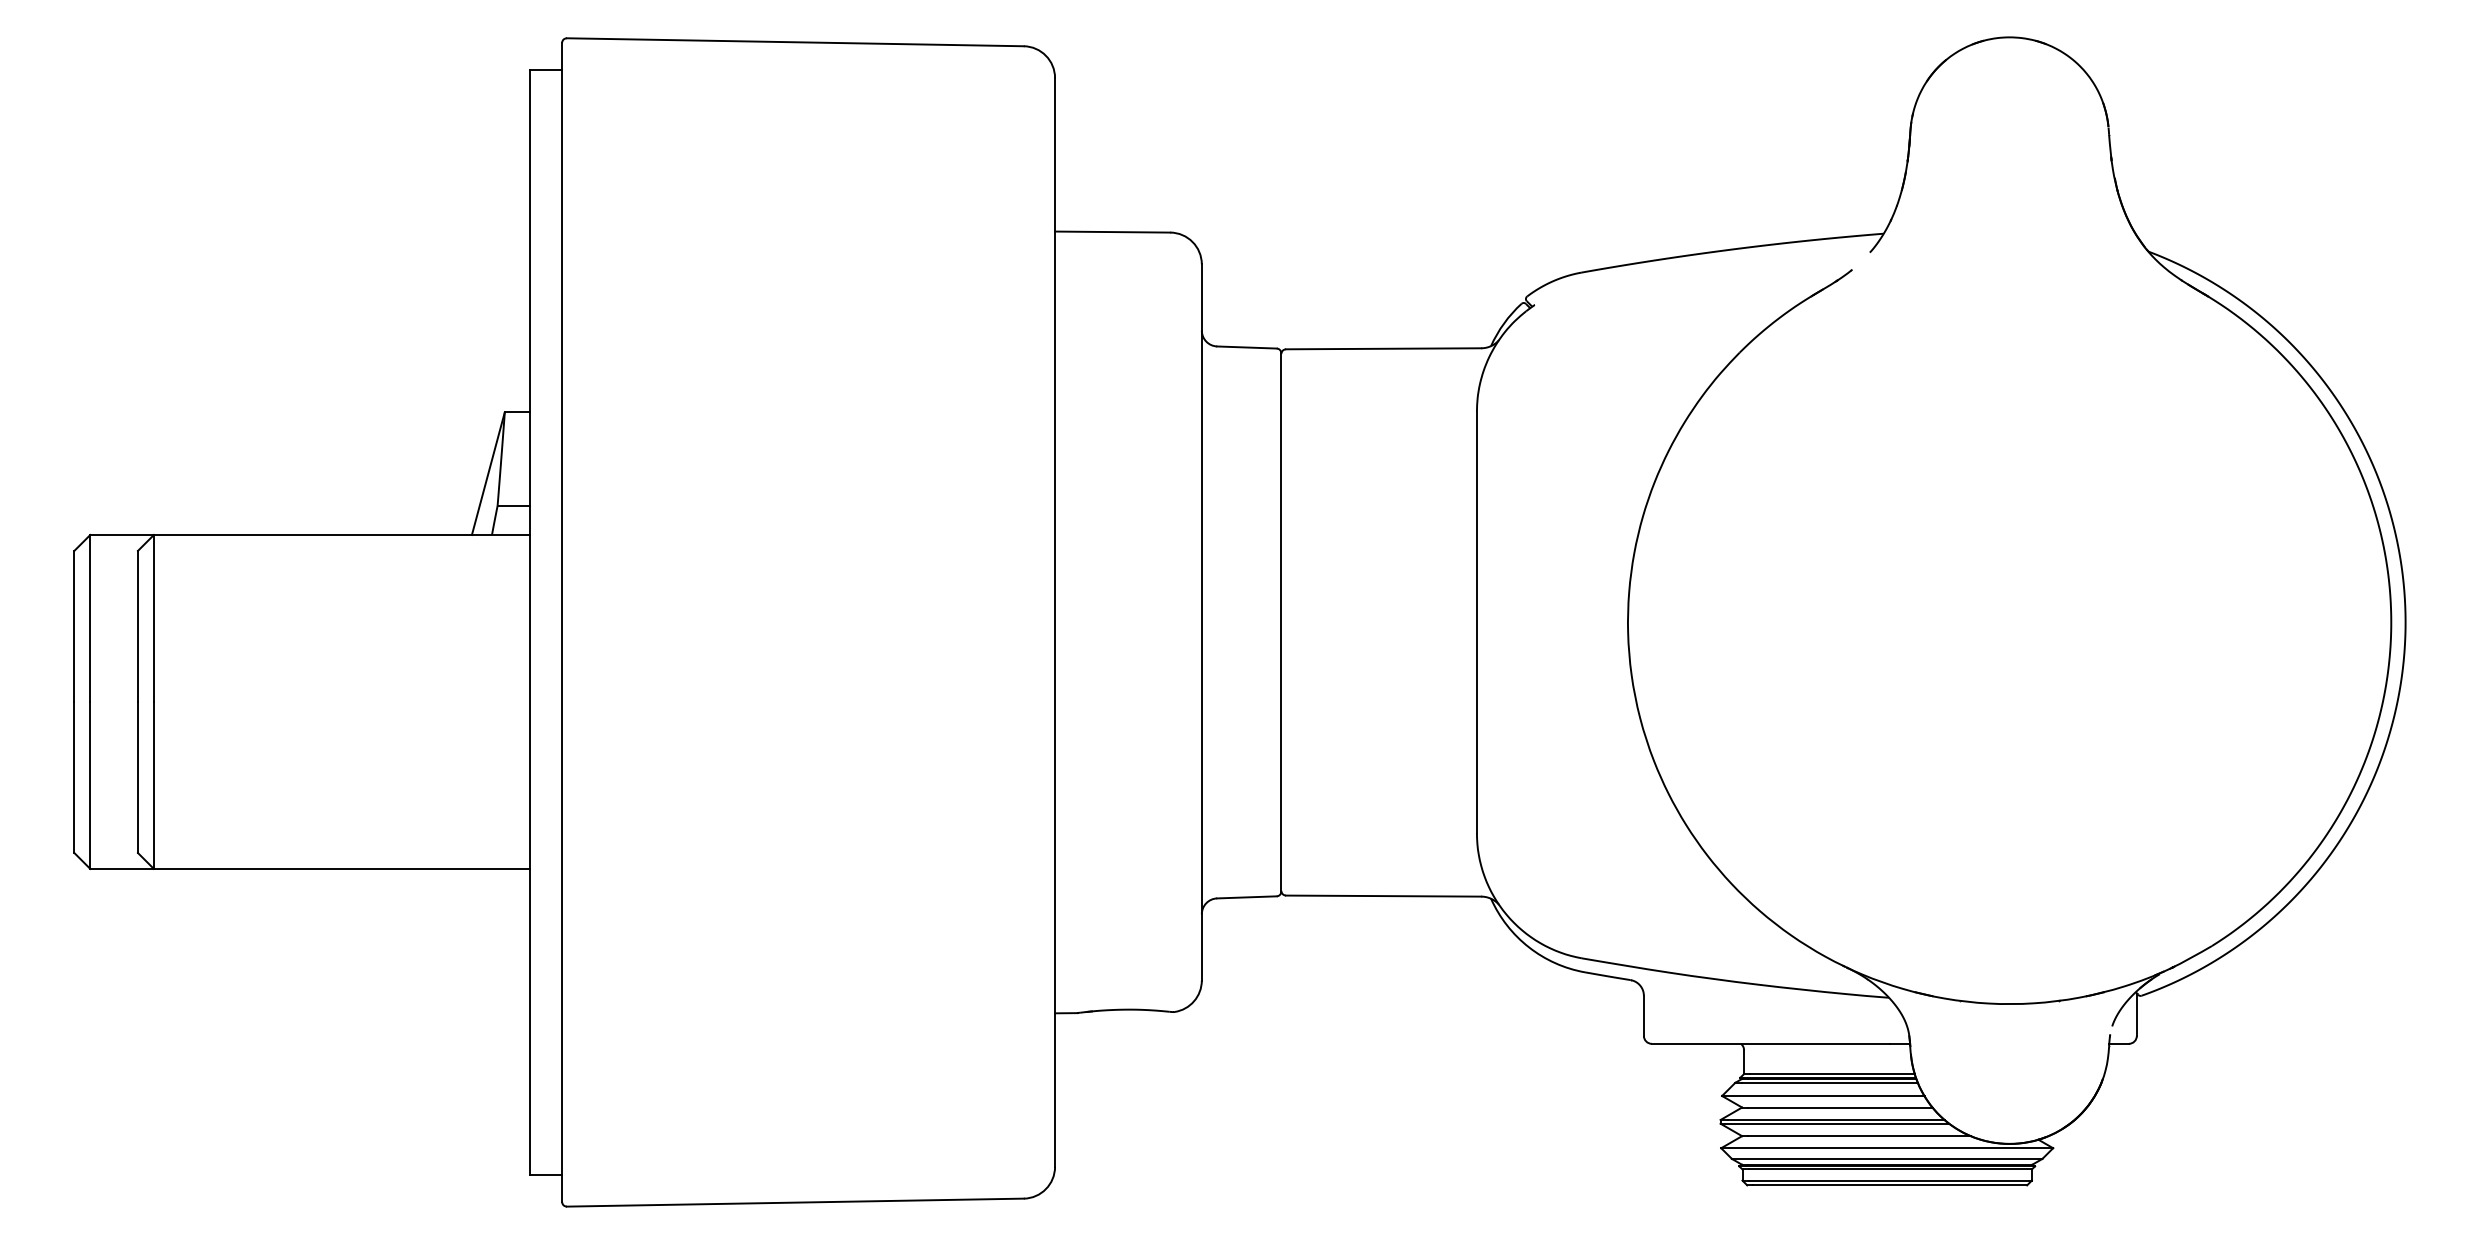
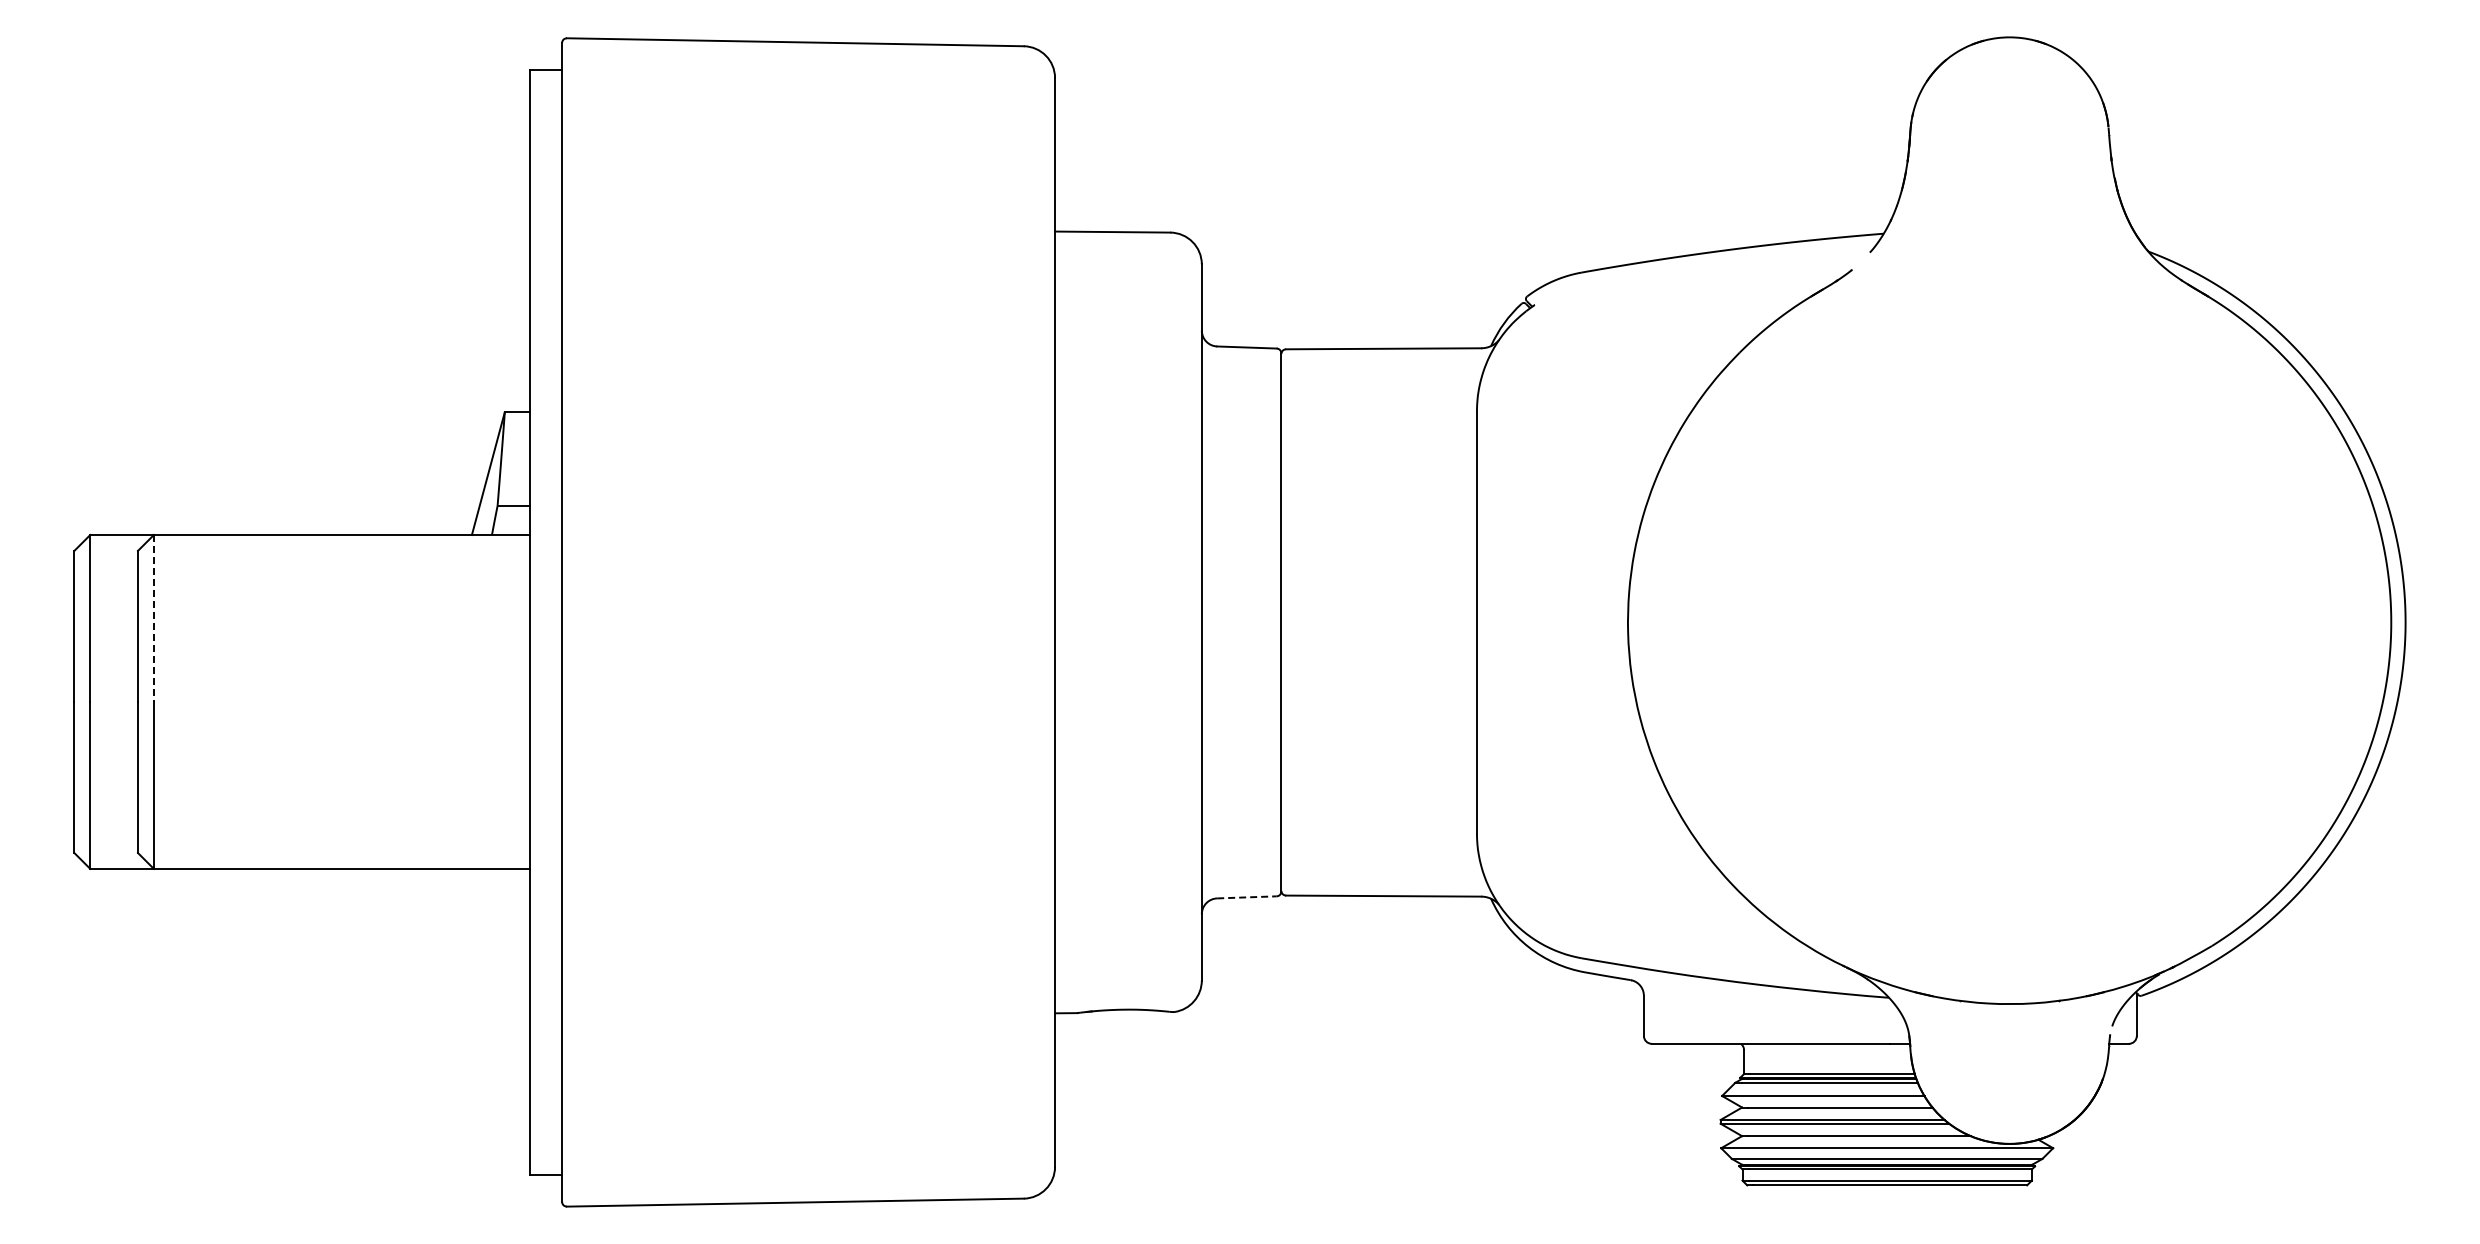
line: solid -> dashed (153, 618)
line: solid -> dashed (1246, 897)
